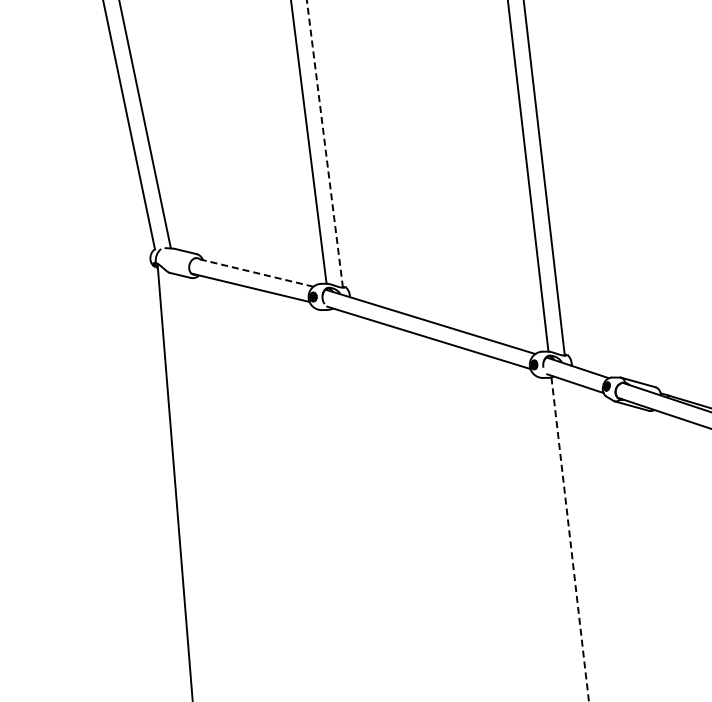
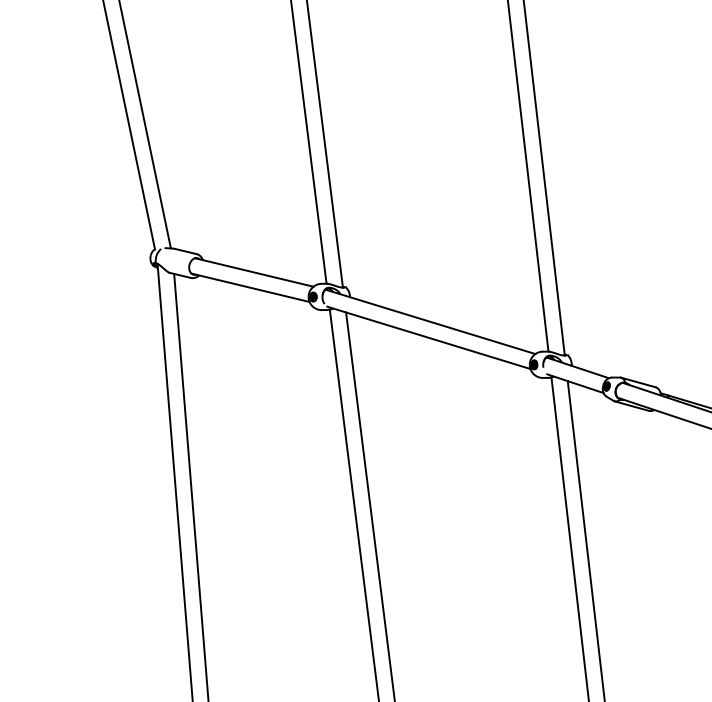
line: dashed -> solid (324, 143)
line: dashed -> solid (254, 272)
line: none -> present (191, 485)
line: none -> present (353, 503)
line: none -> present (370, 505)
line: none -> present (585, 539)
line: dashed -> solid (570, 540)
